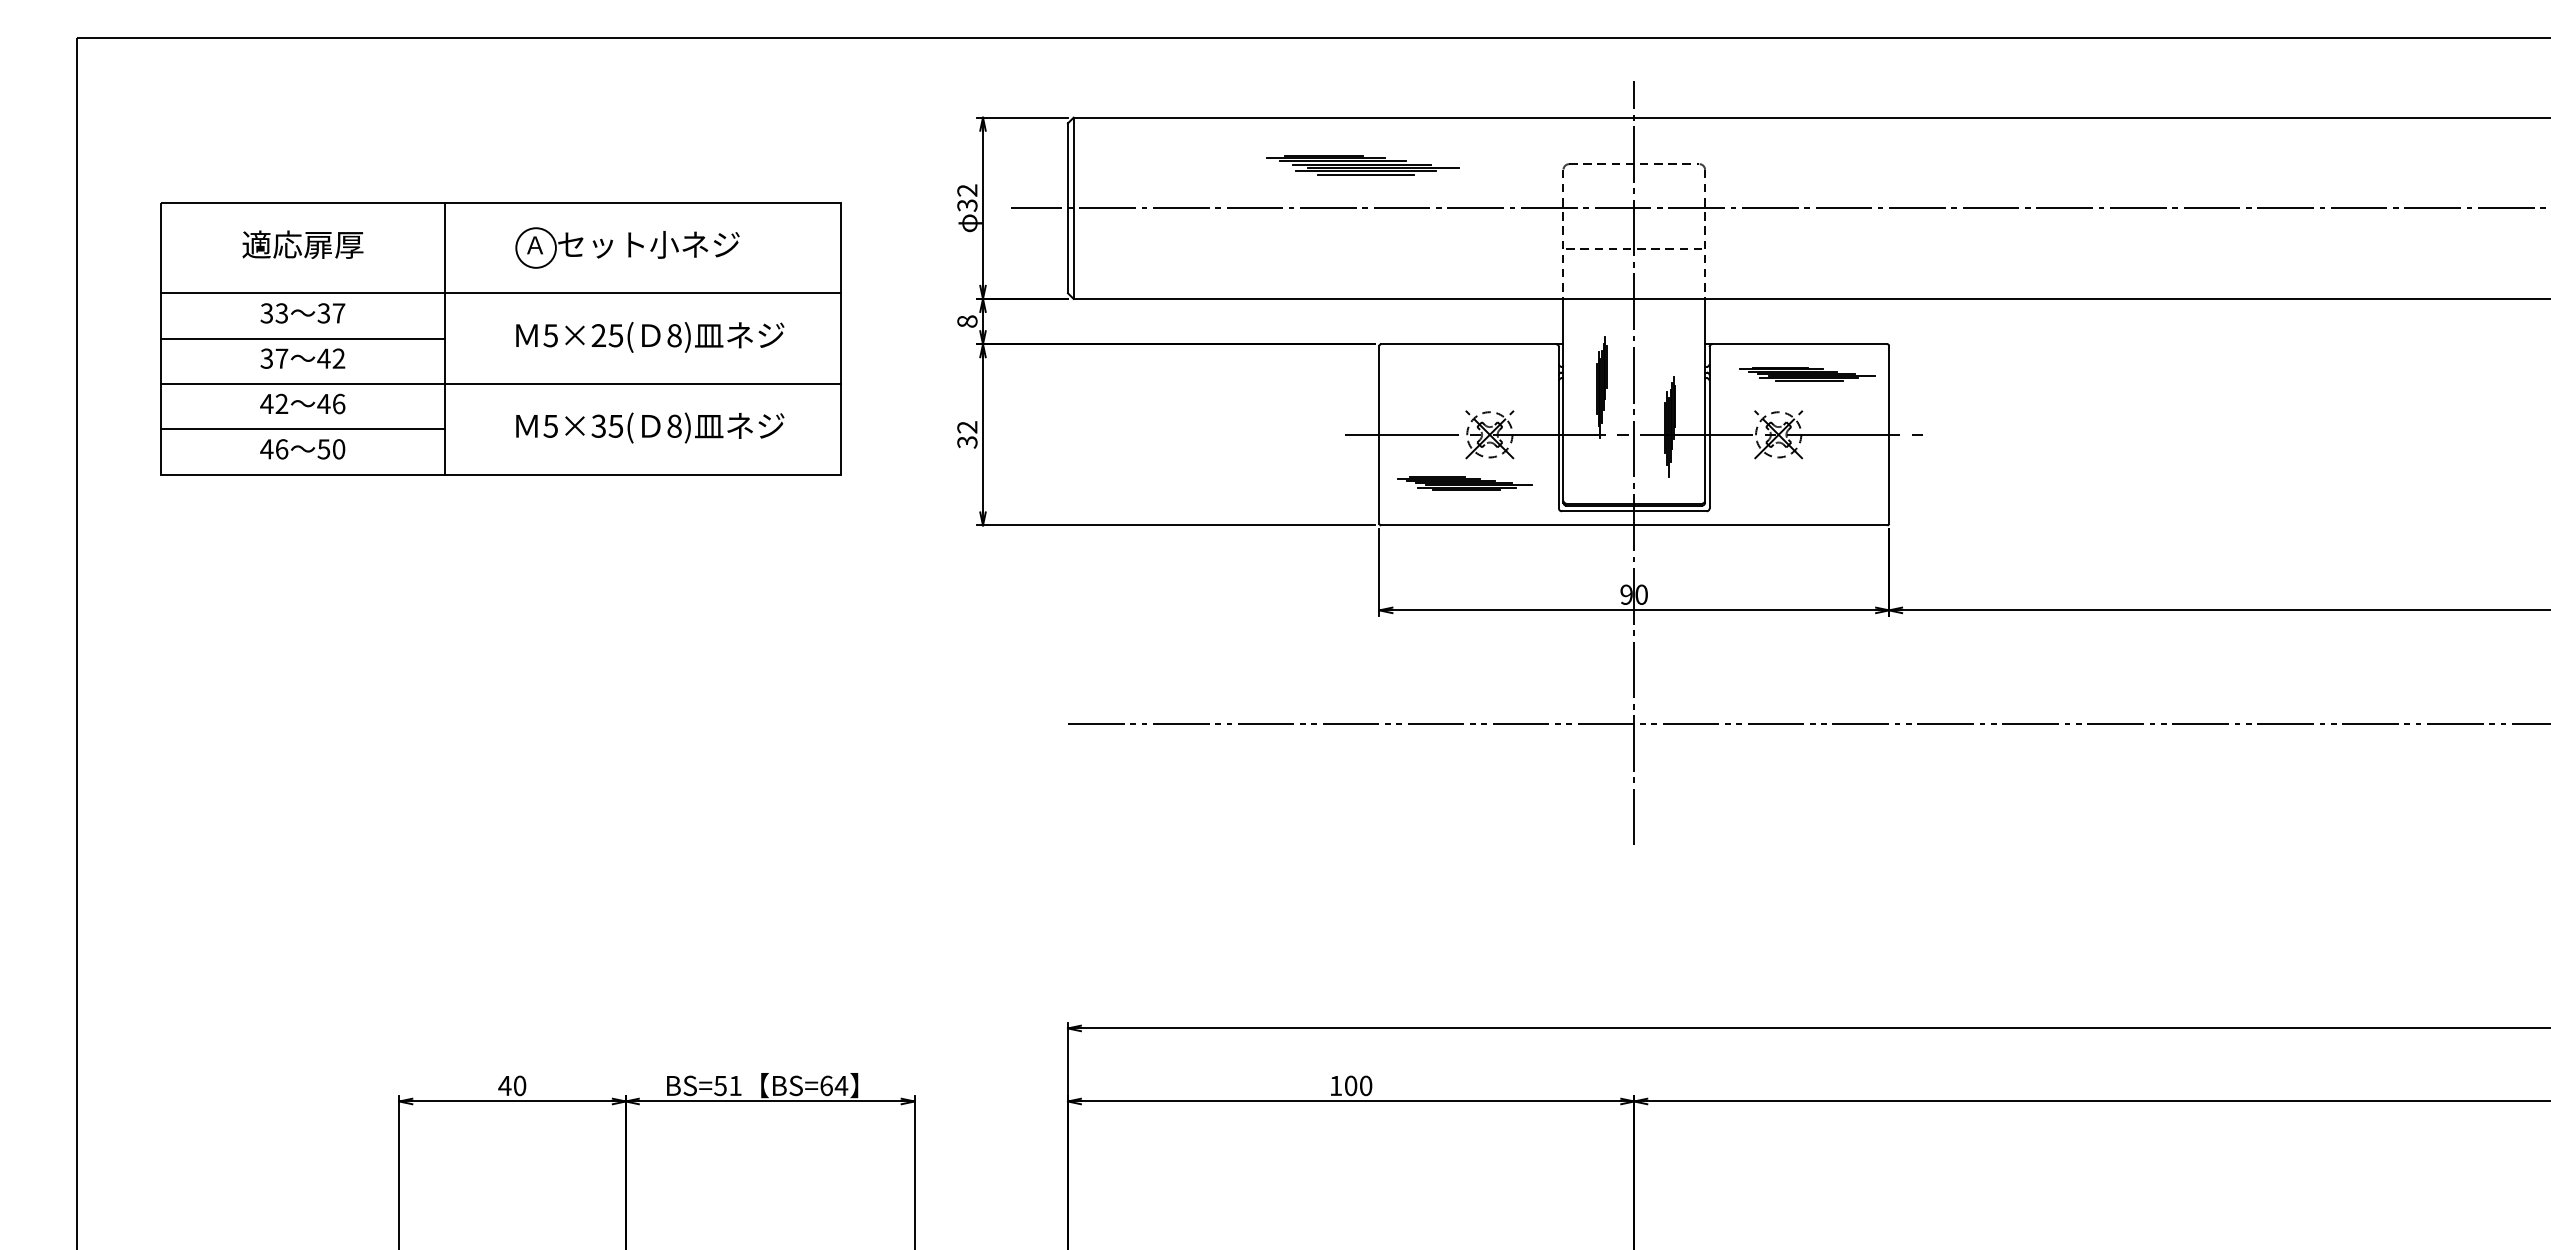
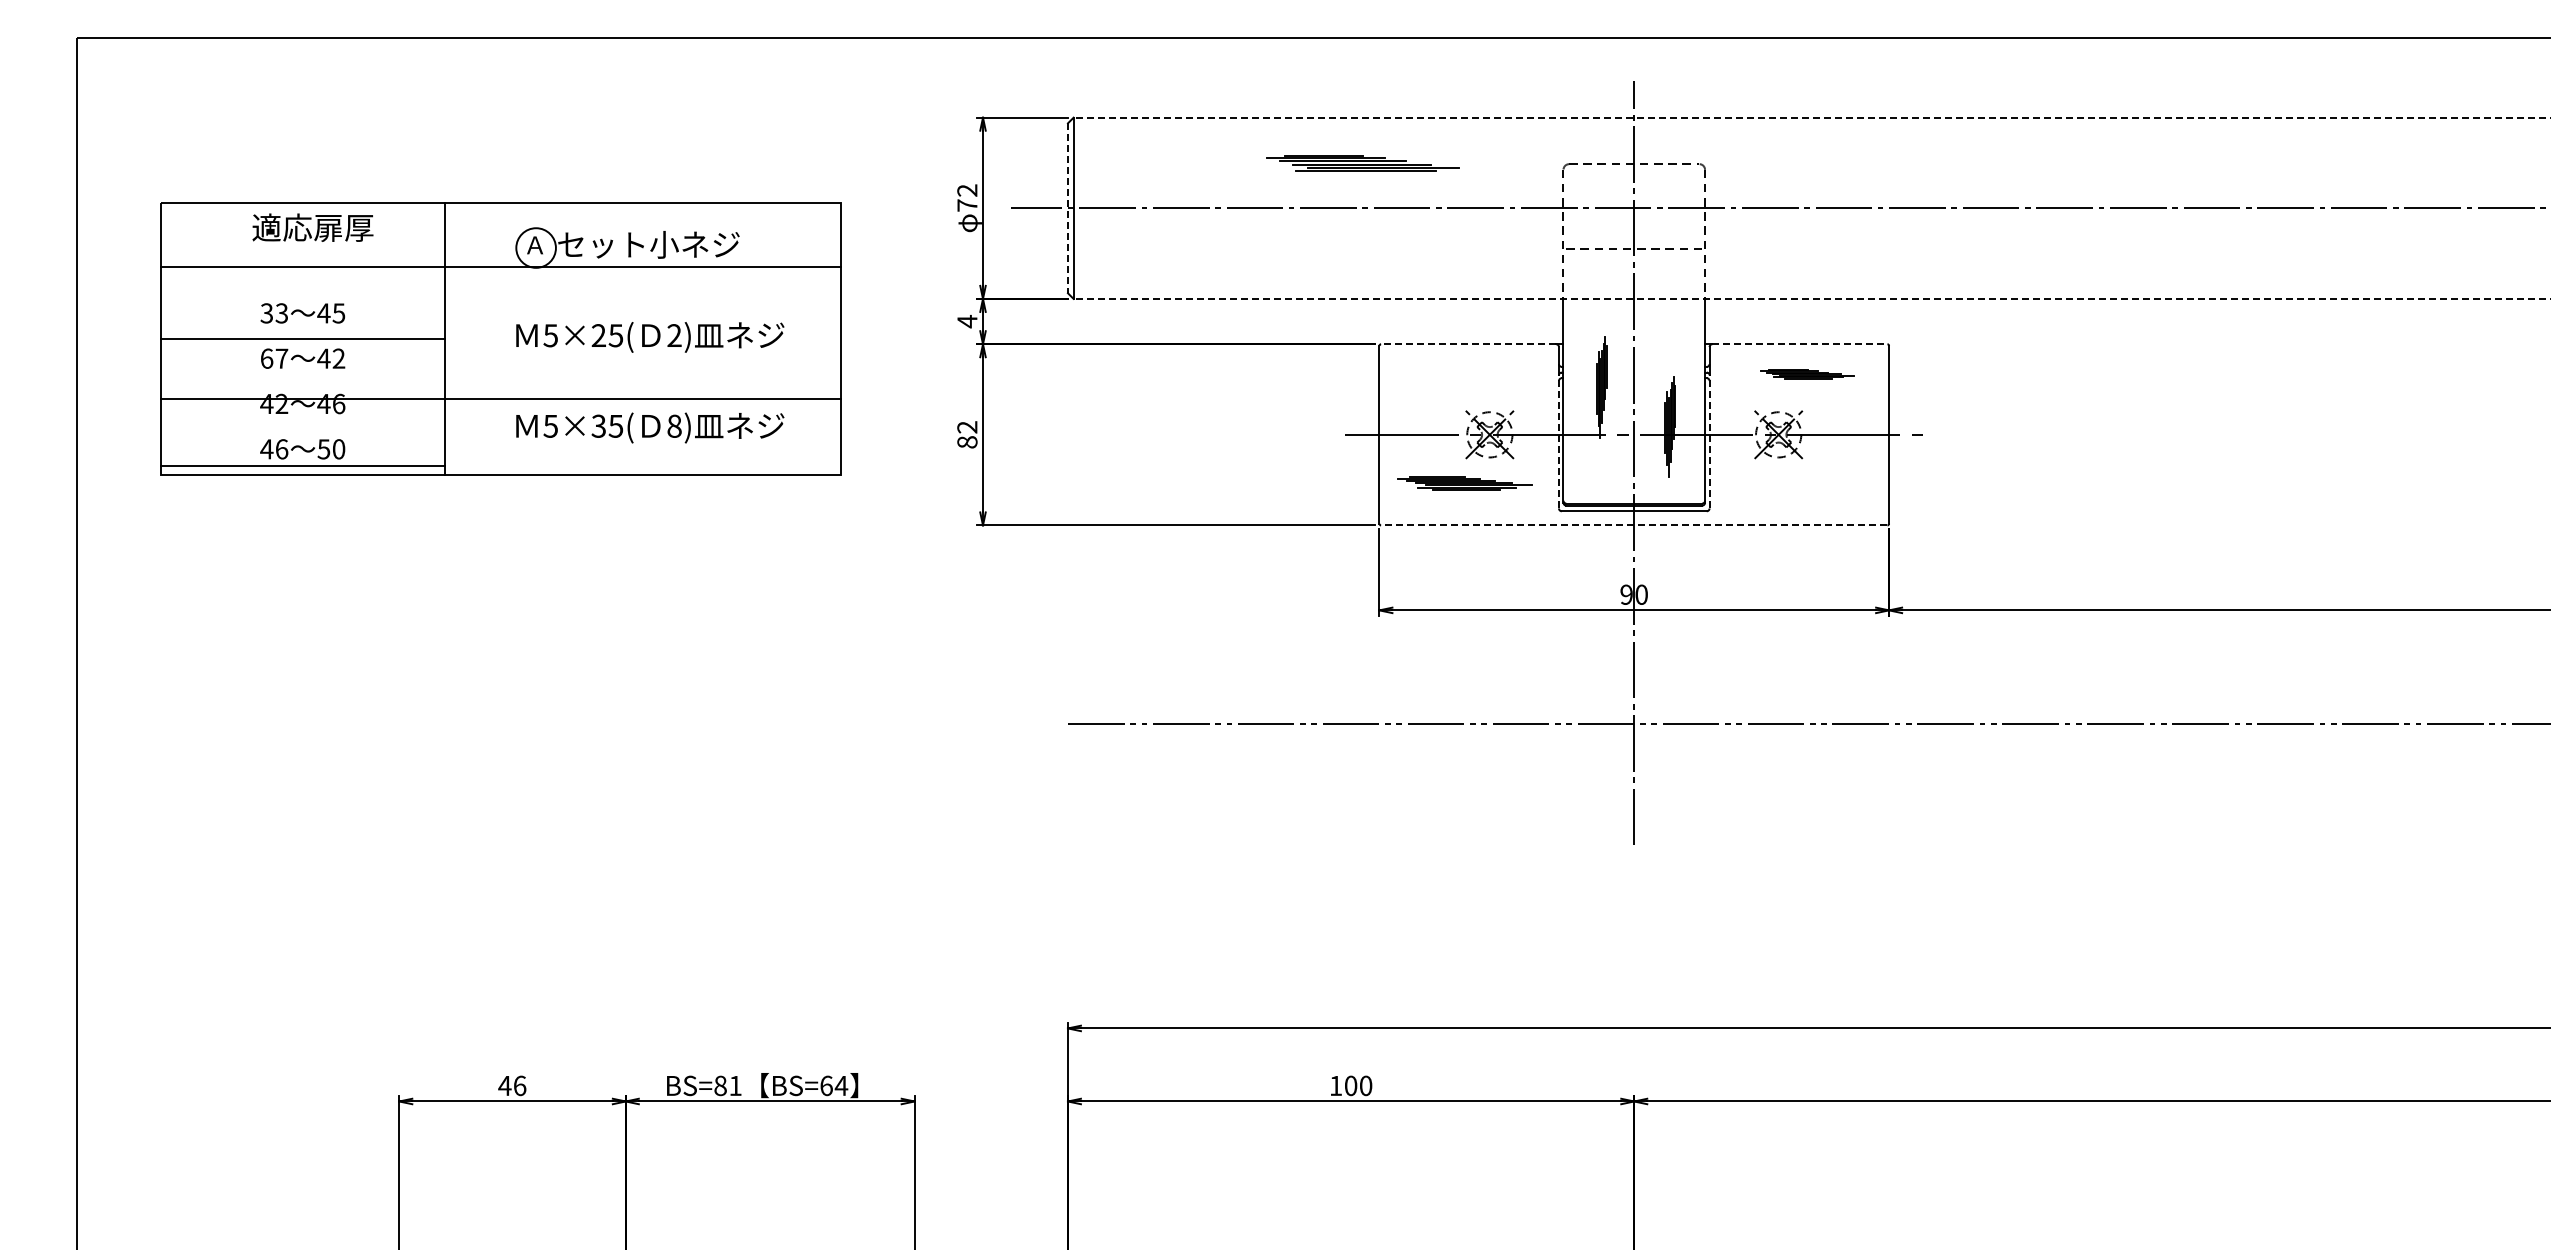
line: solid -> dashed (1811, 117)
line: present -> none (1365, 174)
text: 32 -> 72 (967, 205)
line: solid -> dashed (1067, 208)
text position: (302, 244) -> (312, 227) (312, 227)
line position: (501, 293) -> (501, 267) (501, 267)
line: solid -> dashed (1811, 298)
text: 37 -> 45 (331, 313)
text: 8 -> 4 (967, 321)
text: 8) -> 2) (674, 335)
line: solid -> dashed (1468, 344)
line: solid -> dashed (1800, 344)
text: 37 -> 67 (266, 358)
part size: 137x15 px -> 95x11 px (1807, 374)
line position: (501, 383) -> (501, 398) (501, 398)
line position: (302, 429) -> (302, 466) (302, 466)
line: solid -> dashed (1558, 441)
line: solid -> dashed (1709, 441)
text: 32 -> 82 (967, 442)
line: solid -> dashed (1633, 525)
text: 40 -> 46 (520, 1085)
text: BS=51 -> BS=81 (720, 1085)
